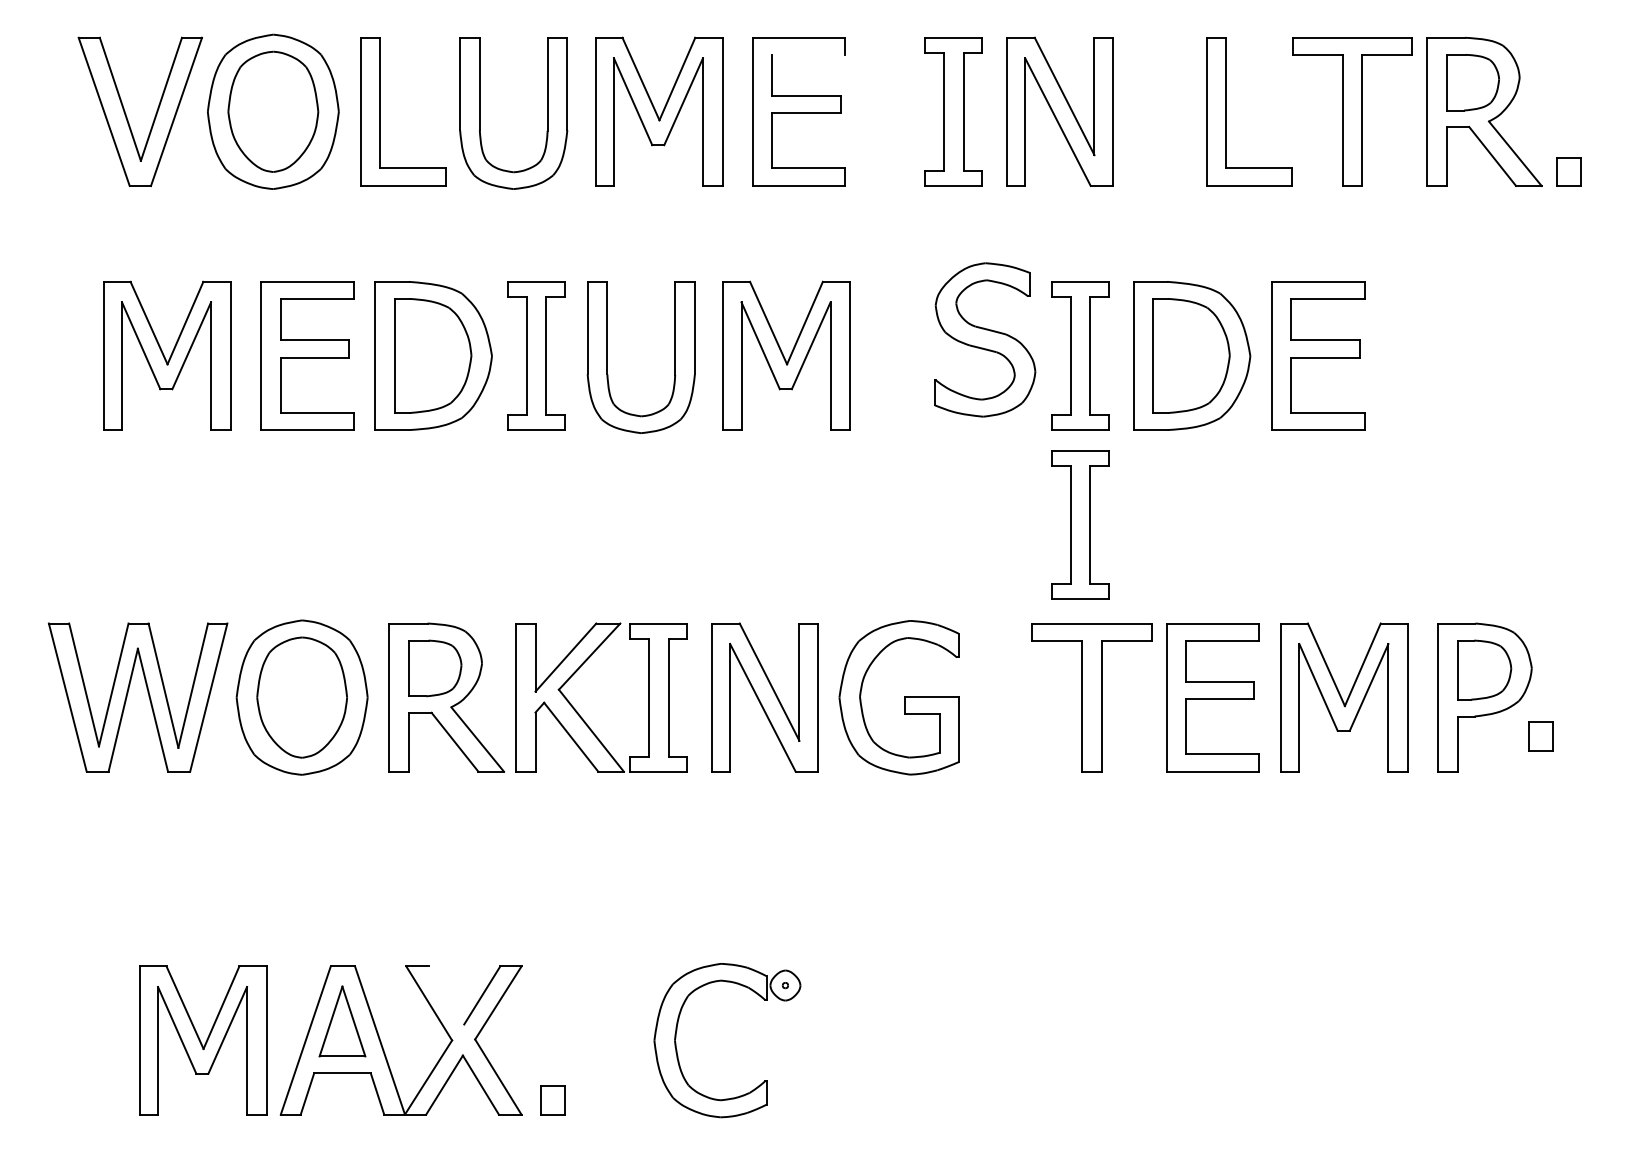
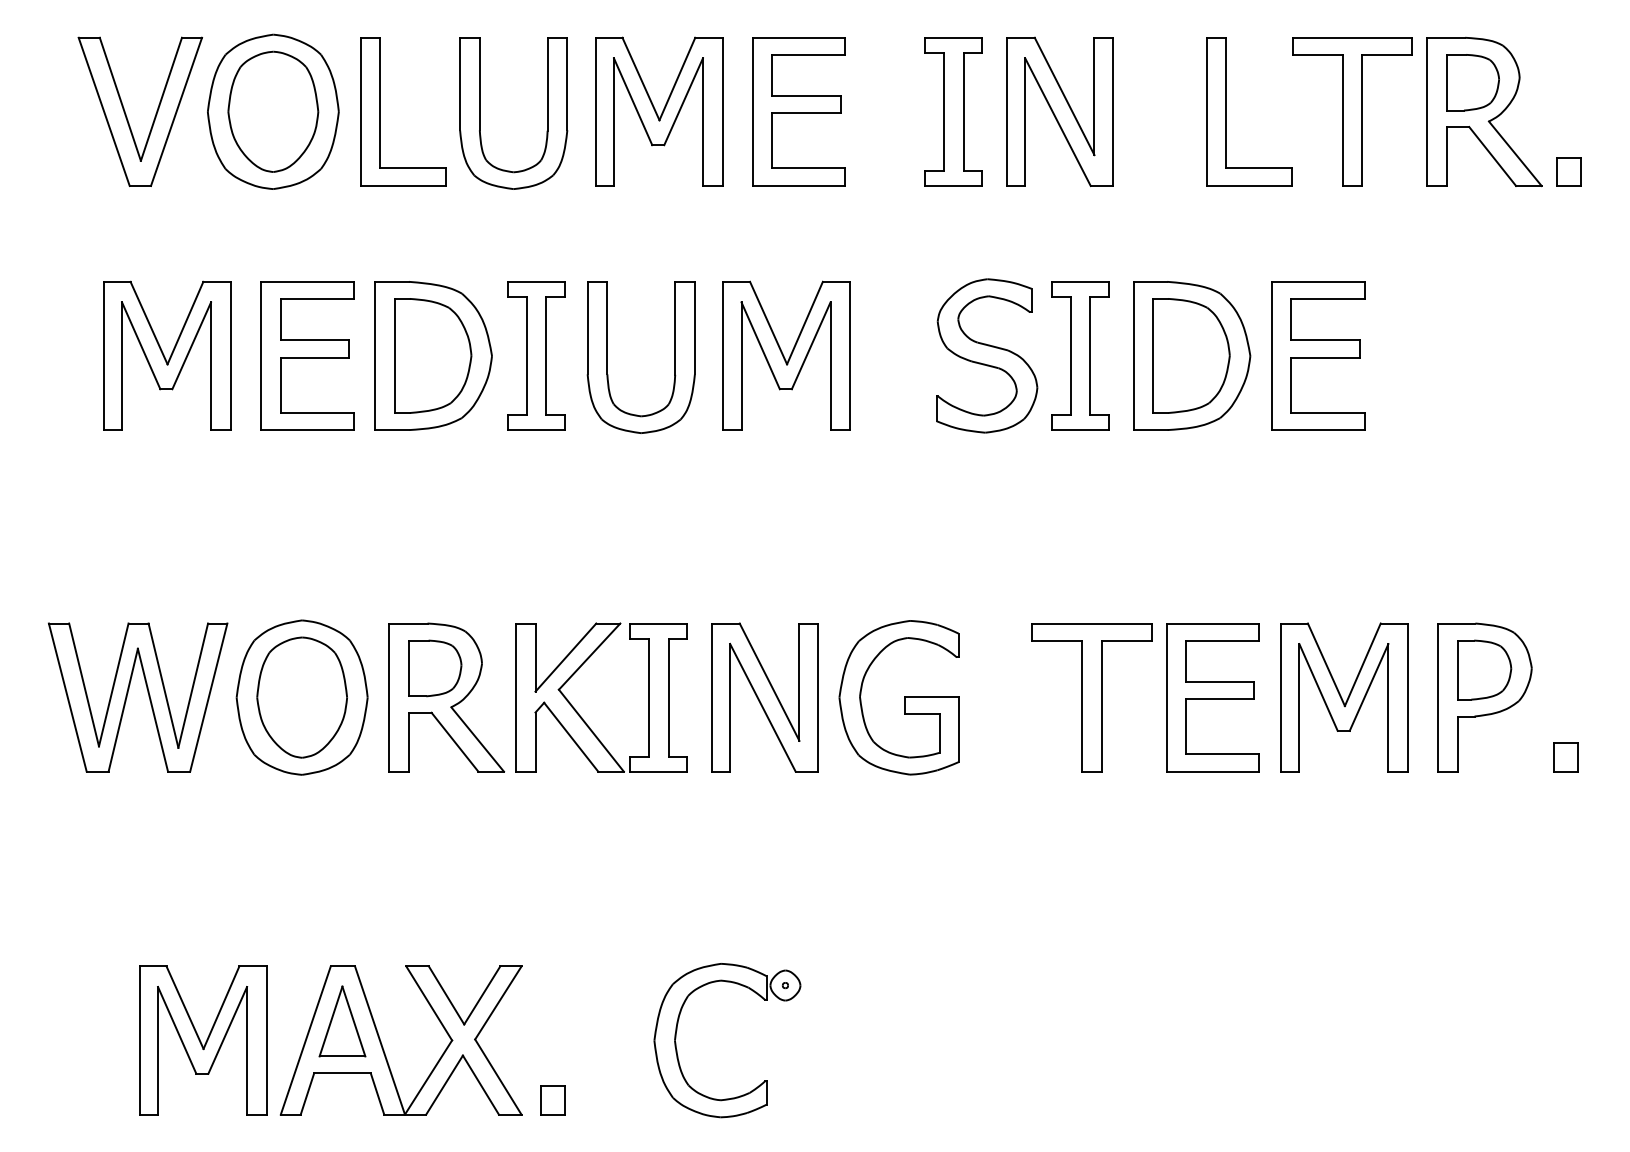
line: none -> present (808, 55)
part position: (985, 339) -> (987, 355) (987, 355)
part: present -> none (1080, 524)
part position: (1540, 736) -> (1565, 757) (1565, 757)
line: none -> present (446, 995)
